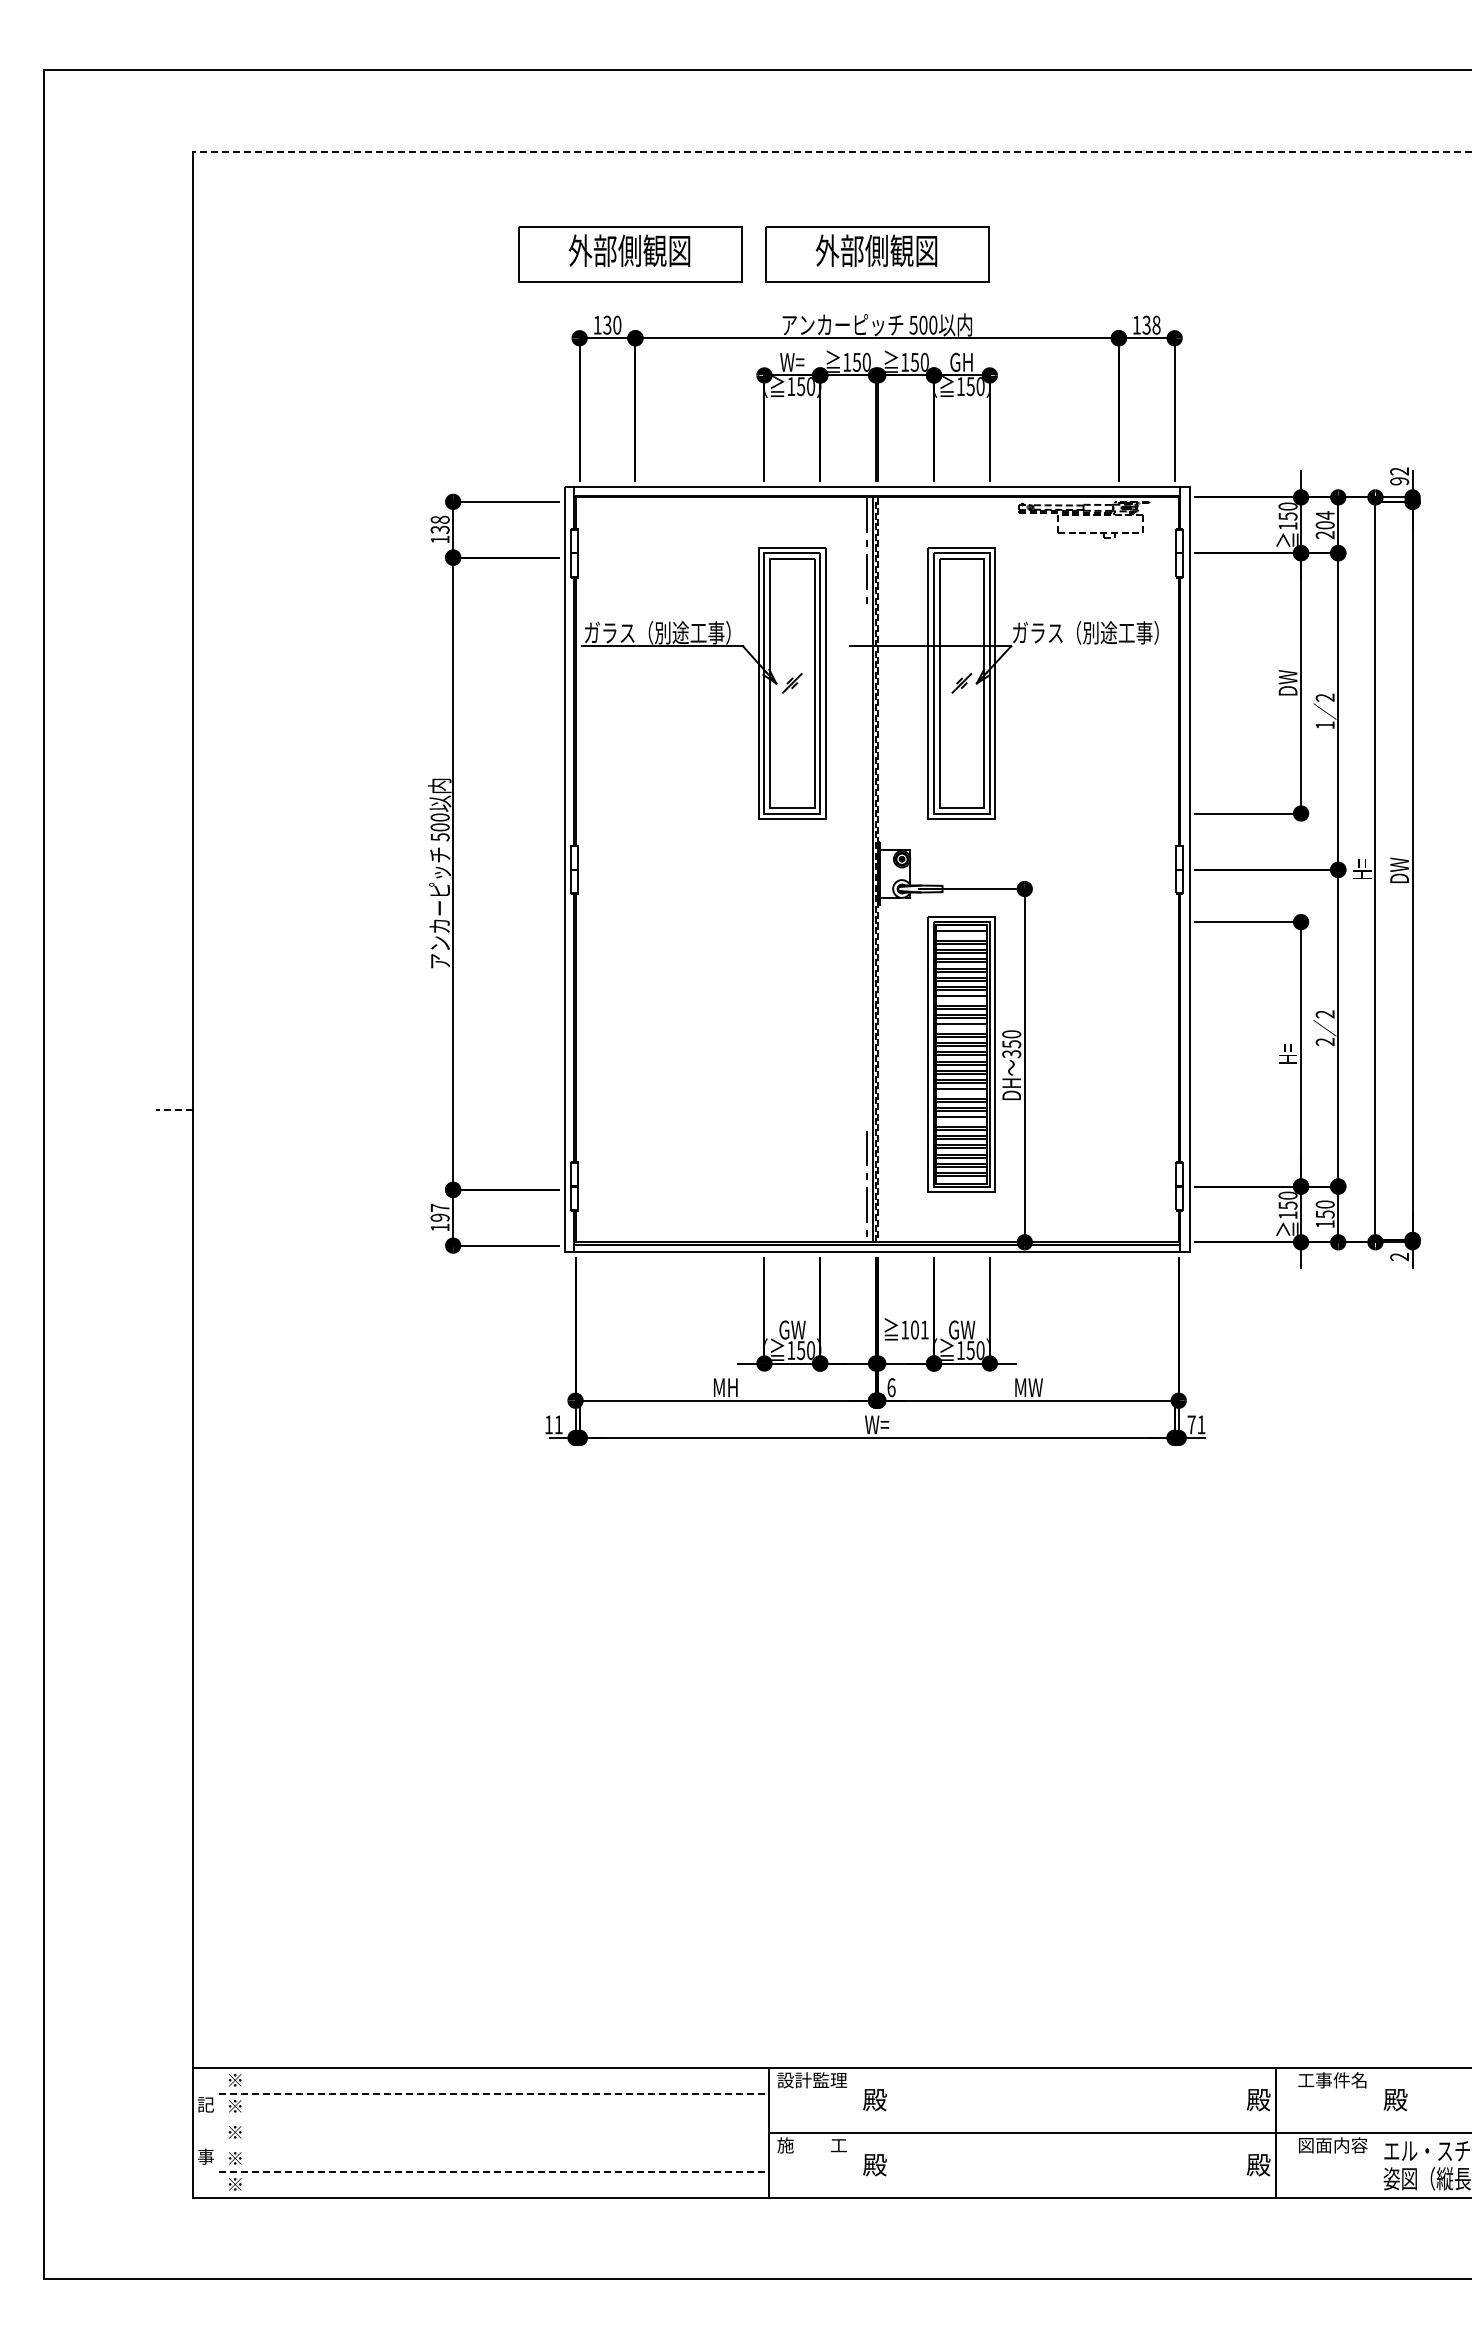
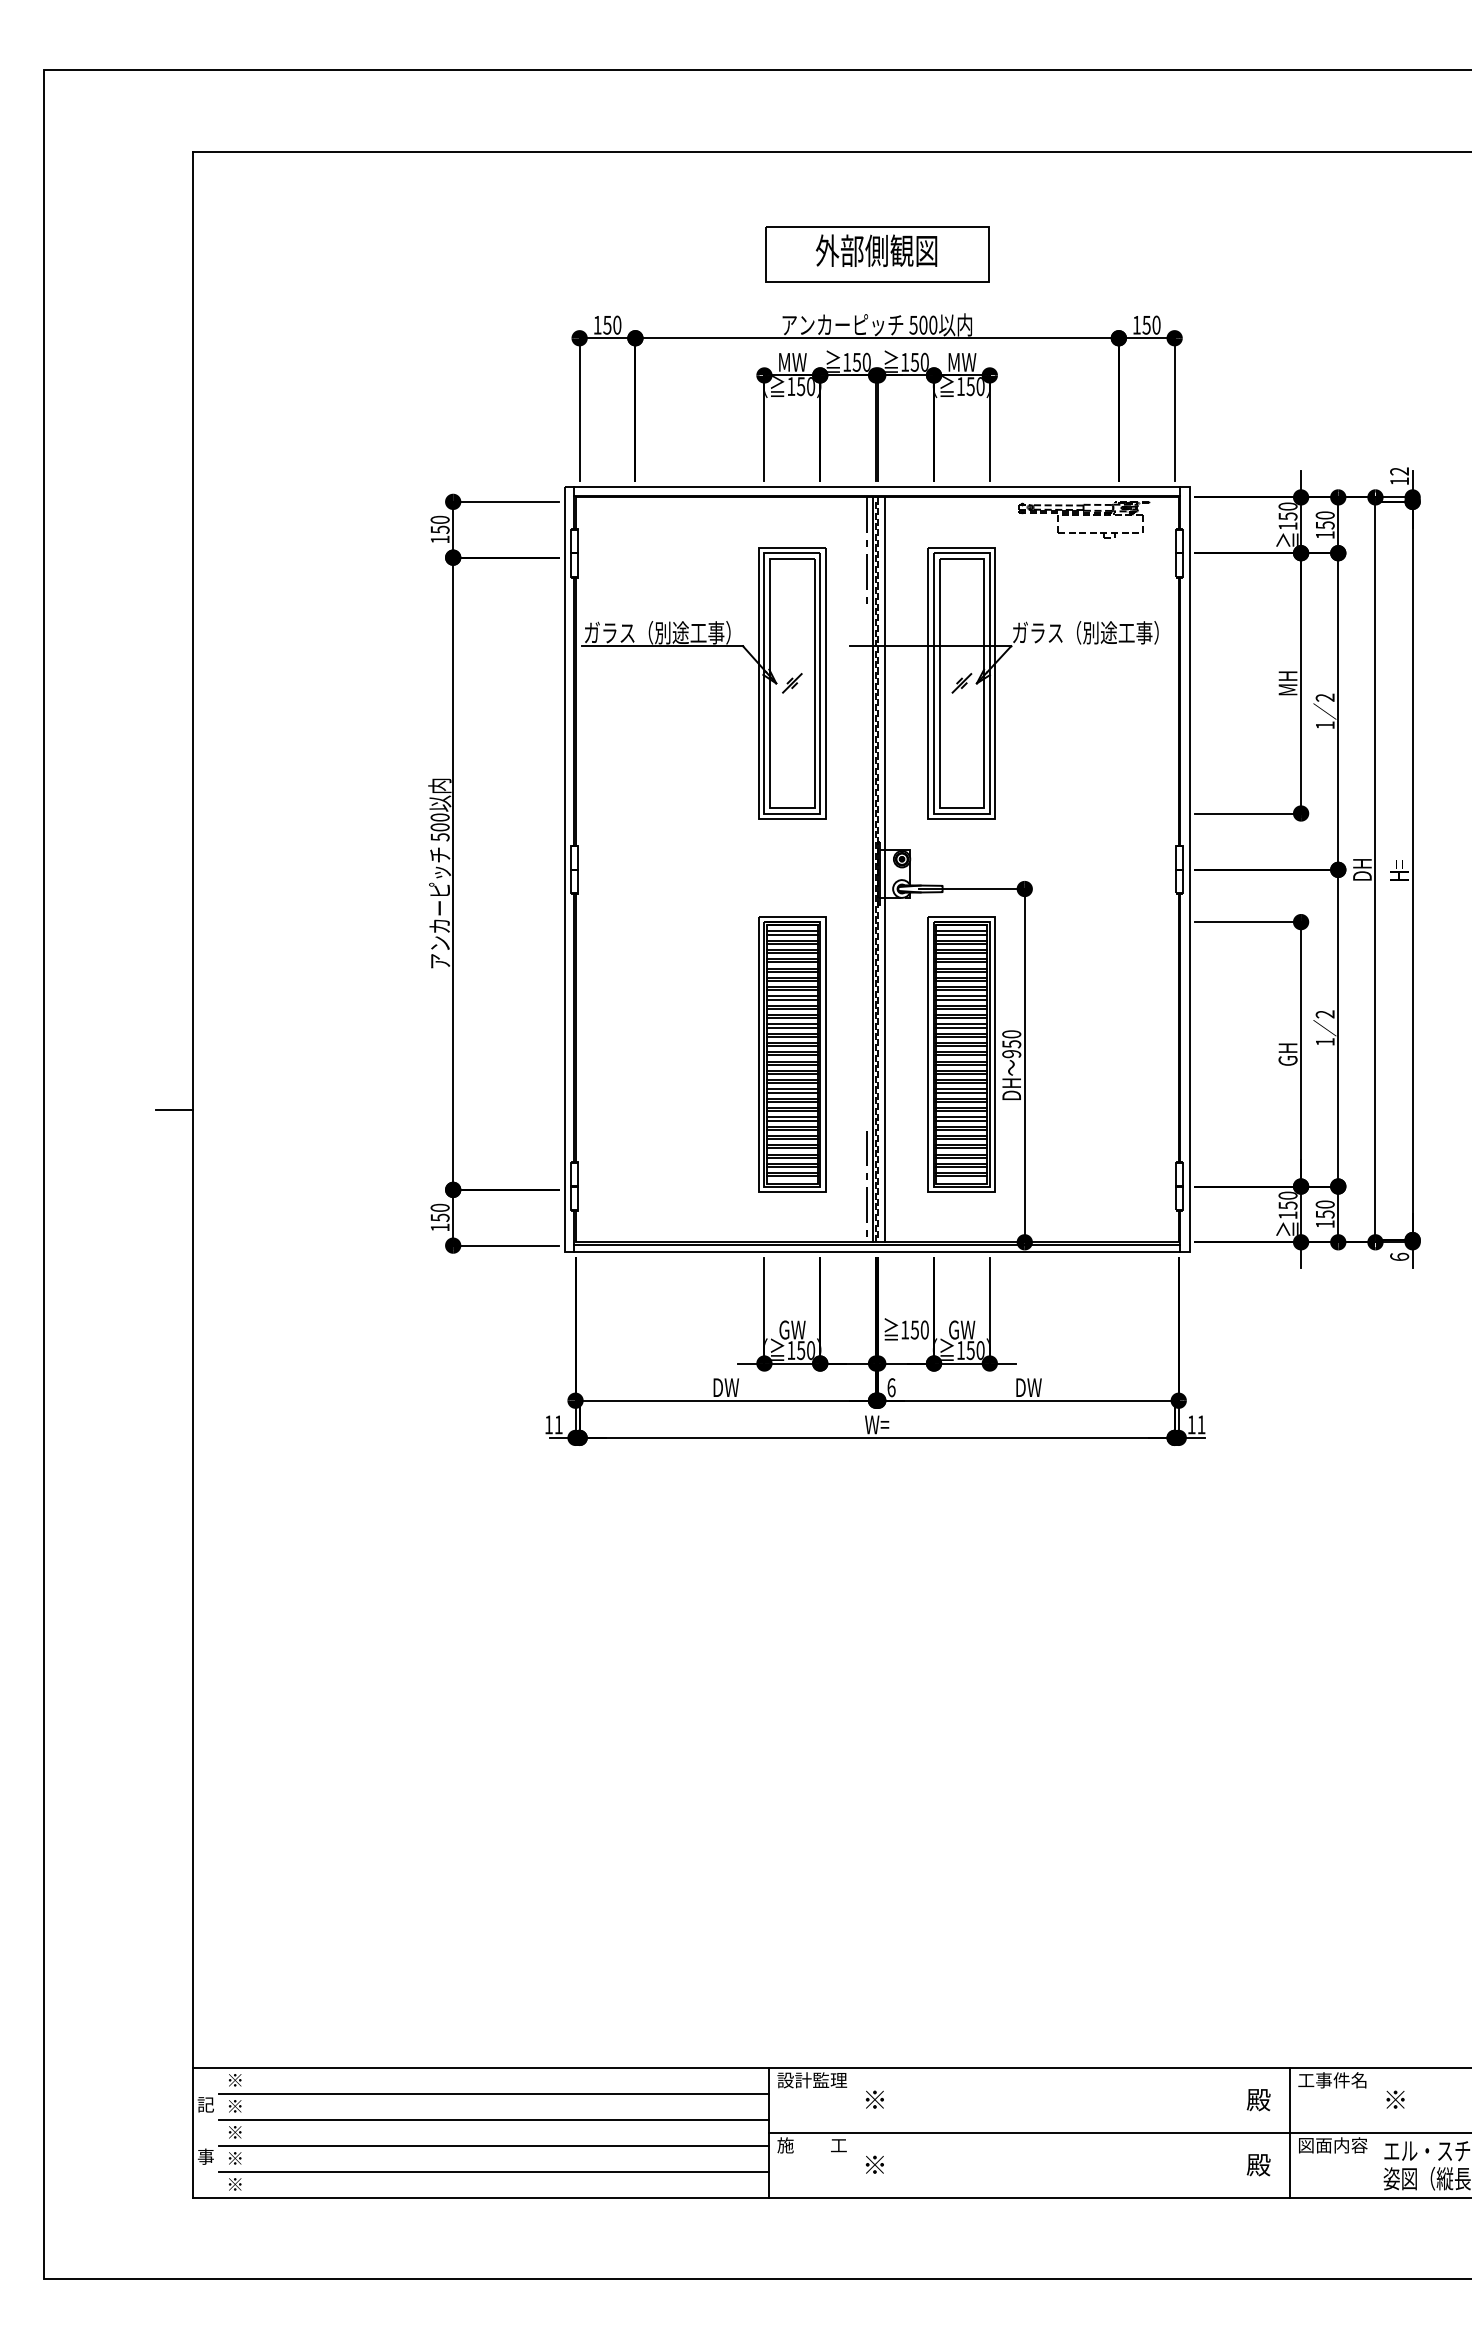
line: dashed -> solid (831, 152)
part: present -> none (630, 254)
text: 130 -> 150 (607, 324)
text: 138 -> 150 (1151, 324)
text: GH -> MW (962, 361)
text: W= -> MW (792, 362)
text: 92 -> 12 (1399, 481)
text: 138 -> 150 (439, 524)
text: 204 -> 150 (1324, 525)
text: DW -> MH (1287, 682)
line: none -> present (884, 869)
text: H= -> DH (1362, 869)
text: DW -> H= (1399, 869)
line: none -> present (961, 934)
line: none -> present (961, 999)
line: none -> present (961, 1027)
text: 2 -> 1 (1324, 1042)
part: none -> present (792, 1054)
text: 350 -> 950 (1011, 1054)
text: H= -> GH (1287, 1054)
line: none -> present (961, 1092)
line: dashed -> solid (174, 1109)
line: none -> present (961, 1120)
text: 197 -> 150 (439, 1212)
text: 2 -> 6 (1399, 1256)
text: 101 -> 150 (919, 1329)
text: MH -> DW (726, 1387)
text: MW -> DW (1028, 1387)
text: 71 -> 11 (1191, 1424)
line: dashed -> solid (494, 2093)
text: 殿 -> ※ (874, 2100)
text: 殿 -> ※ (1395, 2100)
line: none -> present (493, 2119)
line position: (1275, 2132) -> (1289, 2132) (1289, 2132)
line: none -> present (493, 2145)
text: 殿 -> ※ (874, 2165)
line: dashed -> solid (494, 2171)
